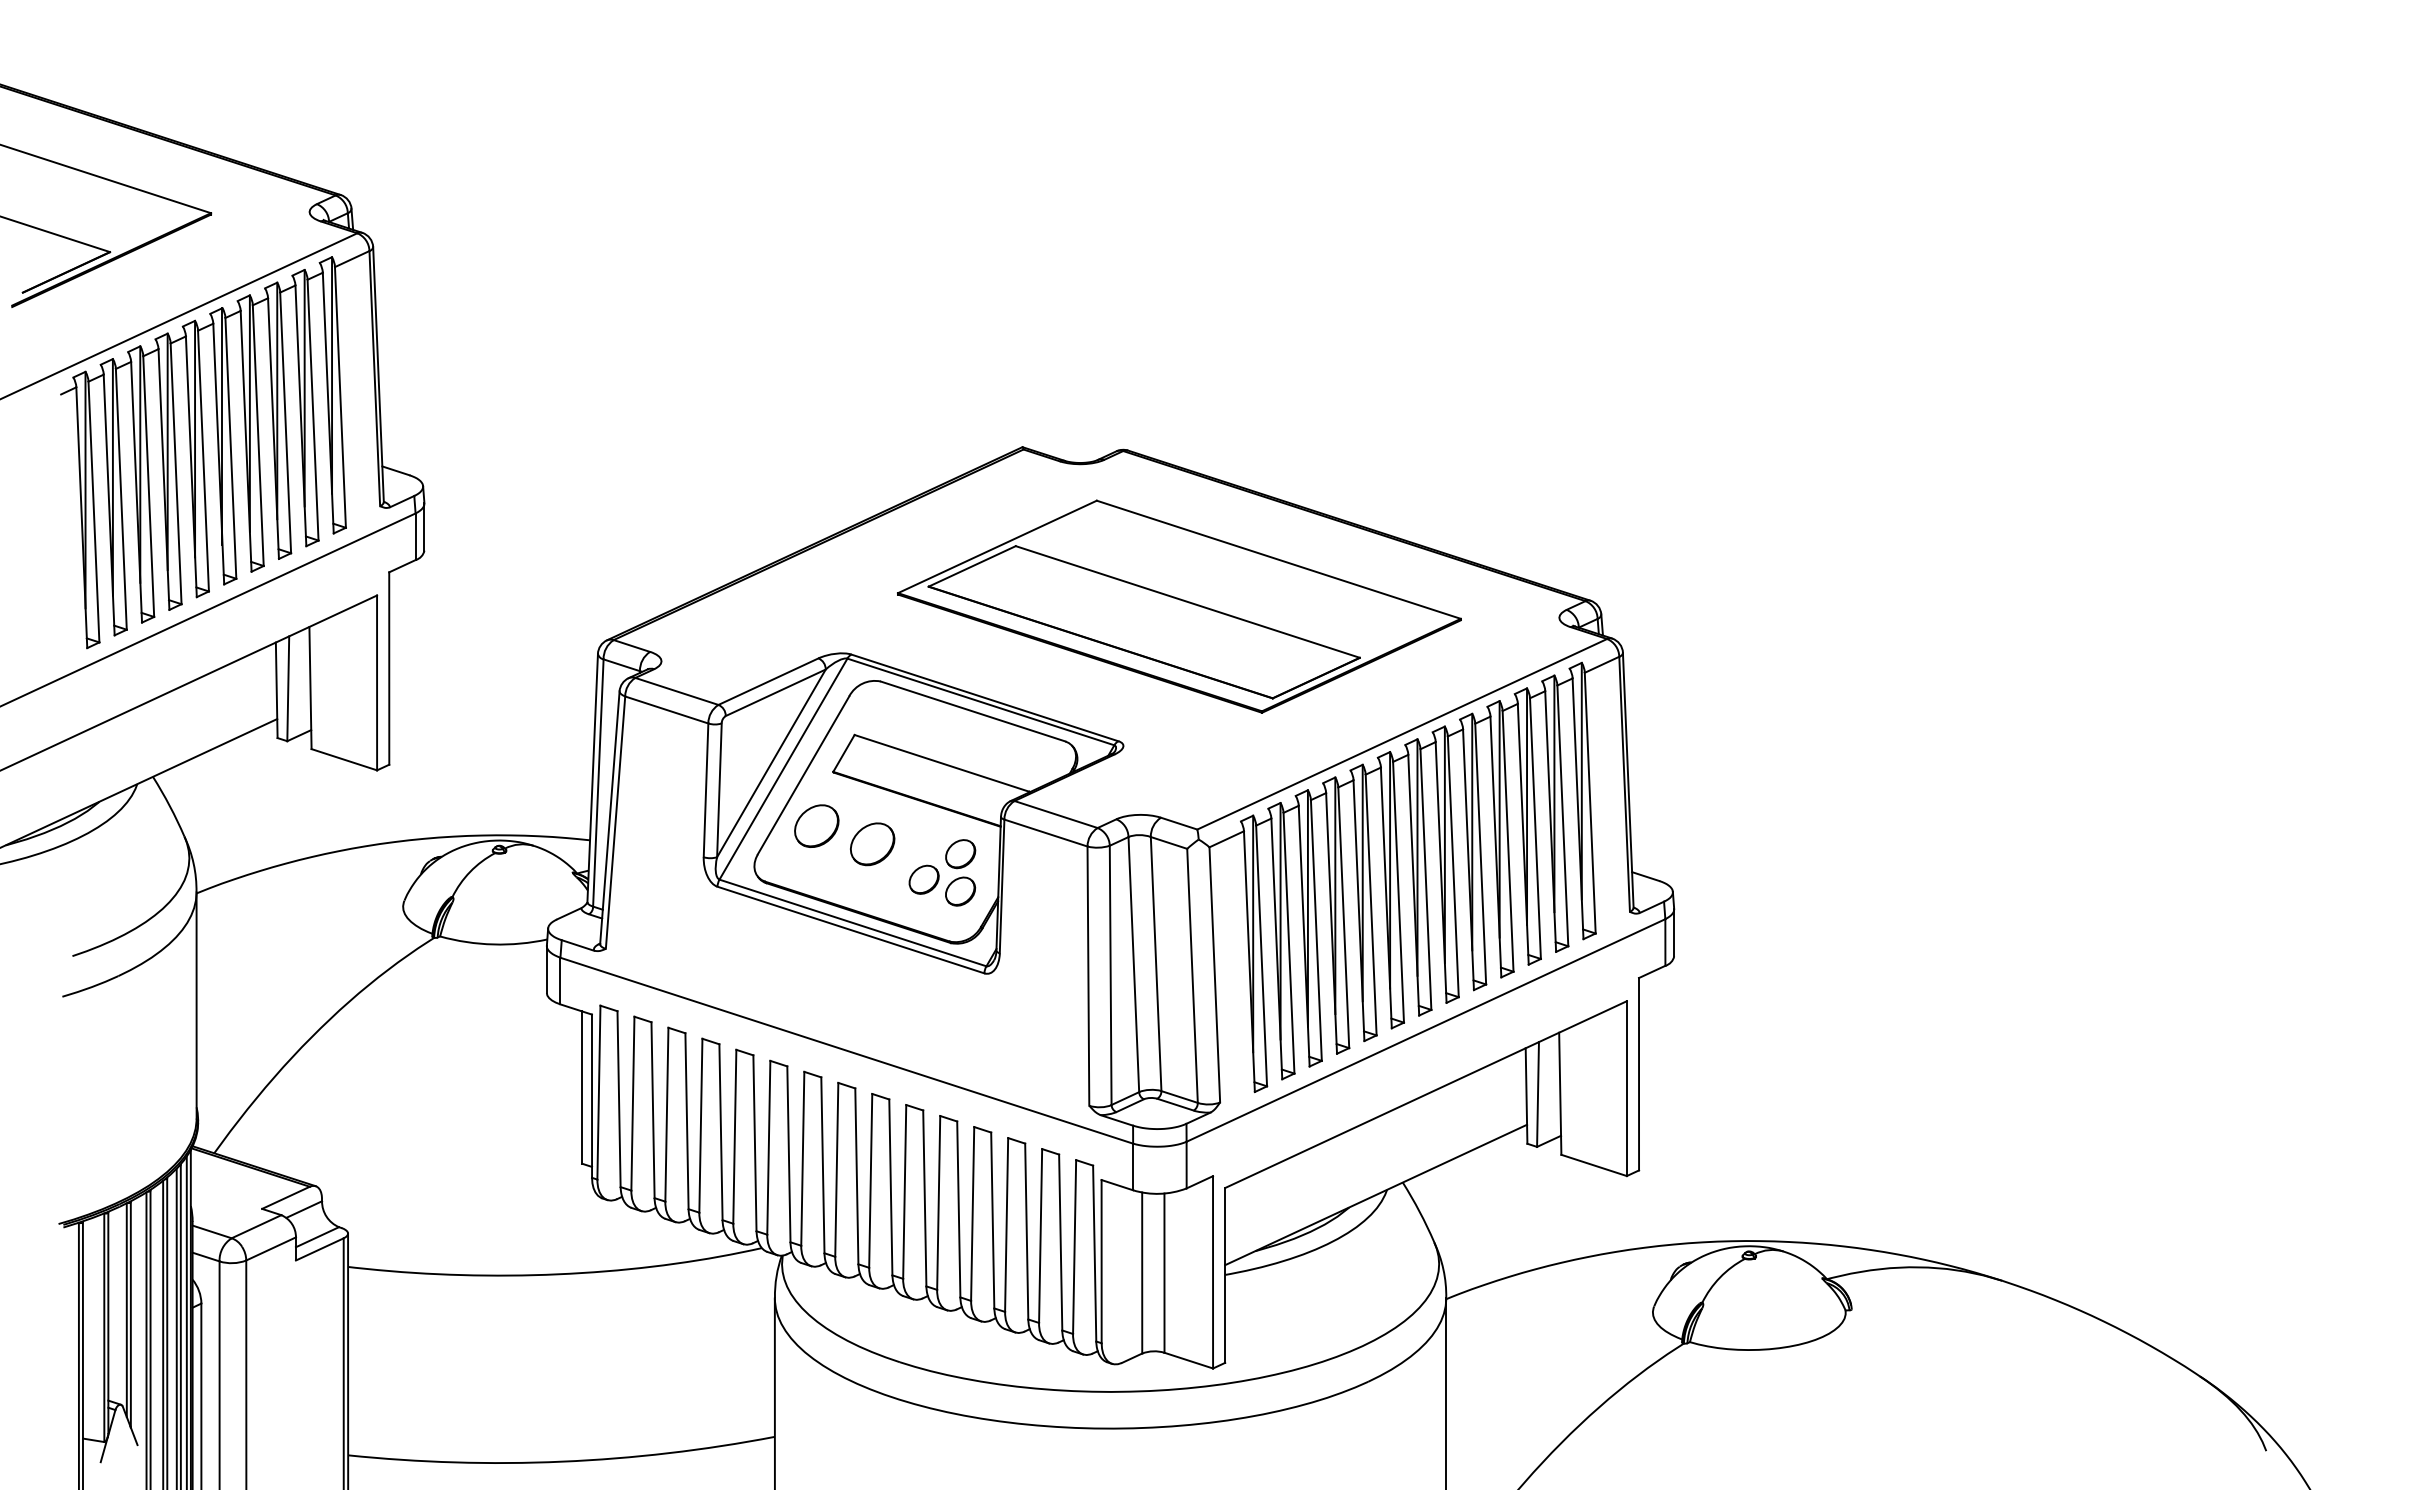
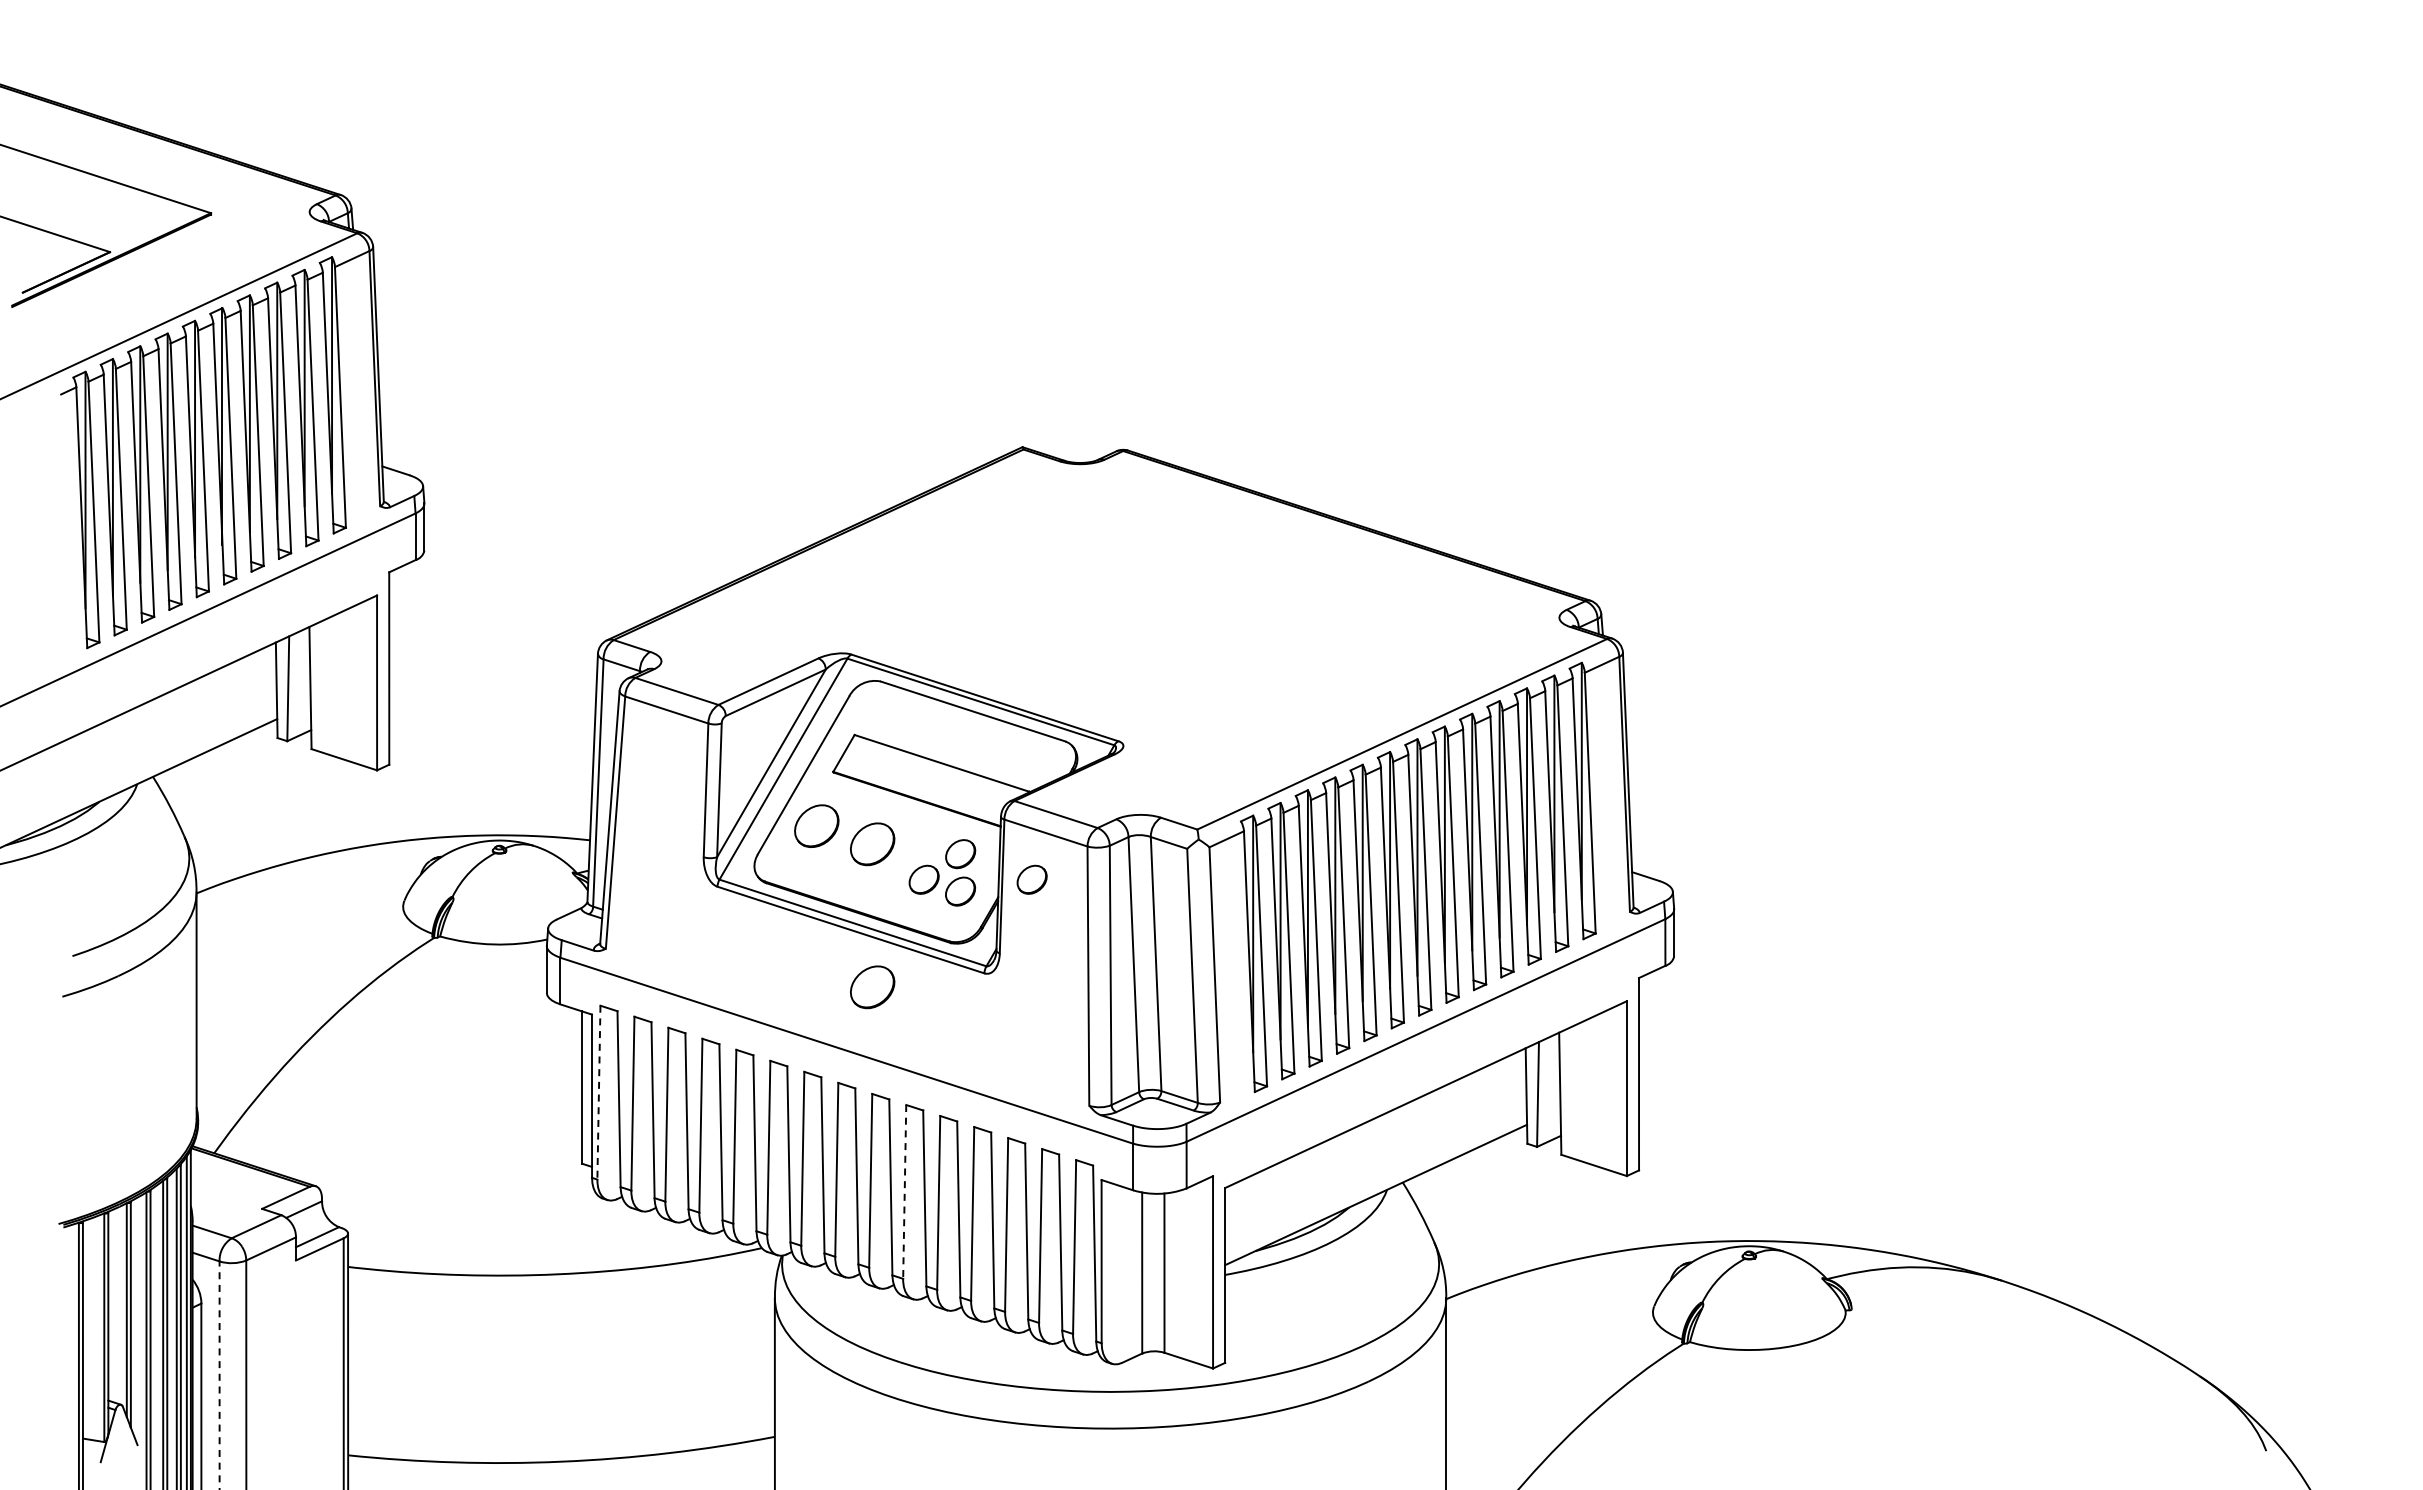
part: present -> none (1179, 606)
part: none -> present (1031, 879)
part: none -> present (872, 987)
line: solid -> dashed (598, 1092)
line: solid -> dashed (904, 1191)
line: solid -> dashed (219, 1375)
